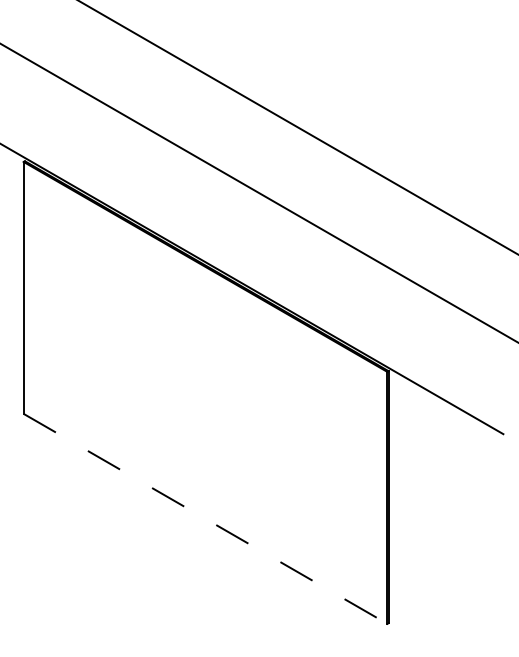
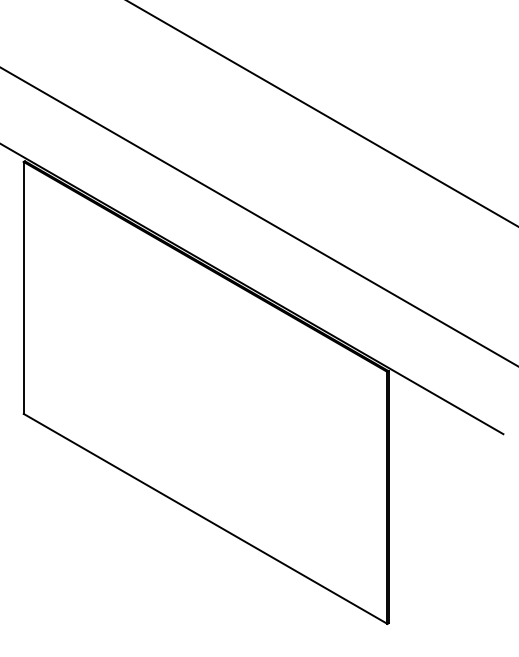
line position: (297, 127) -> (322, 113) (322, 113)
line position: (258, 193) -> (258, 216) (258, 216)
line: dashed -> solid (205, 518)
